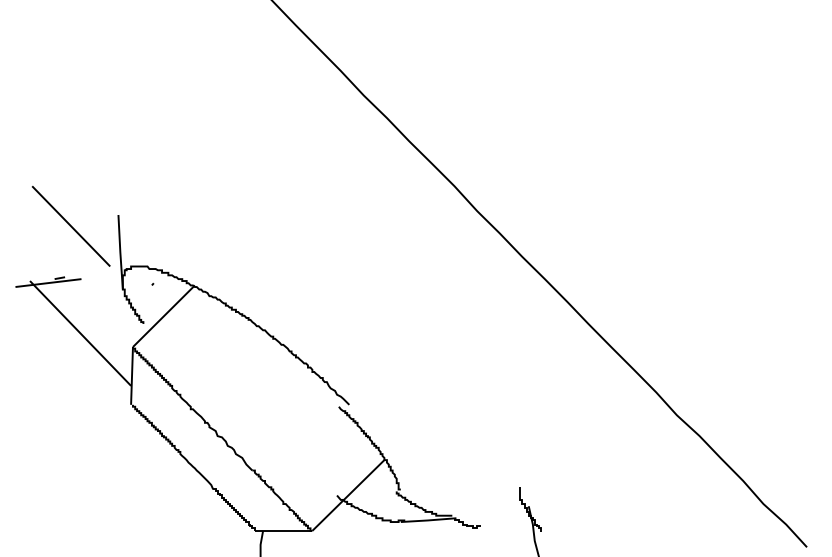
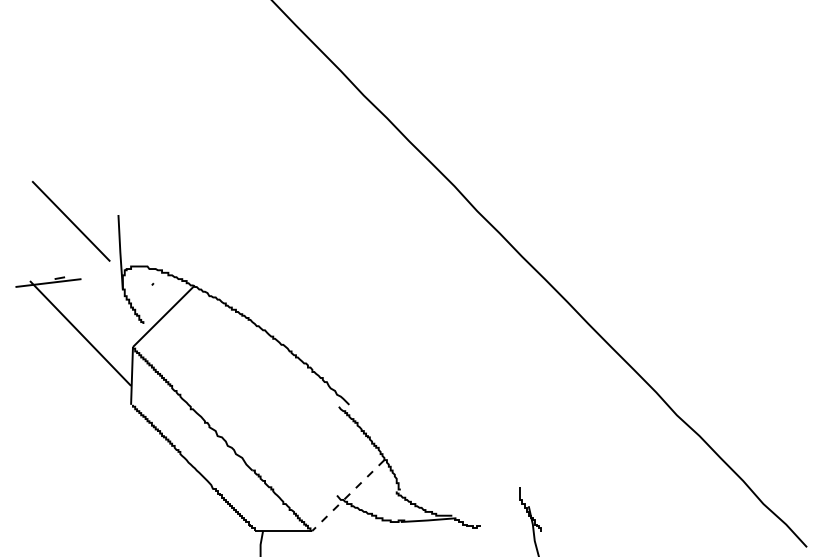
line position: (70, 226) -> (70, 221) (70, 221)
line: solid -> dashed (348, 495)
